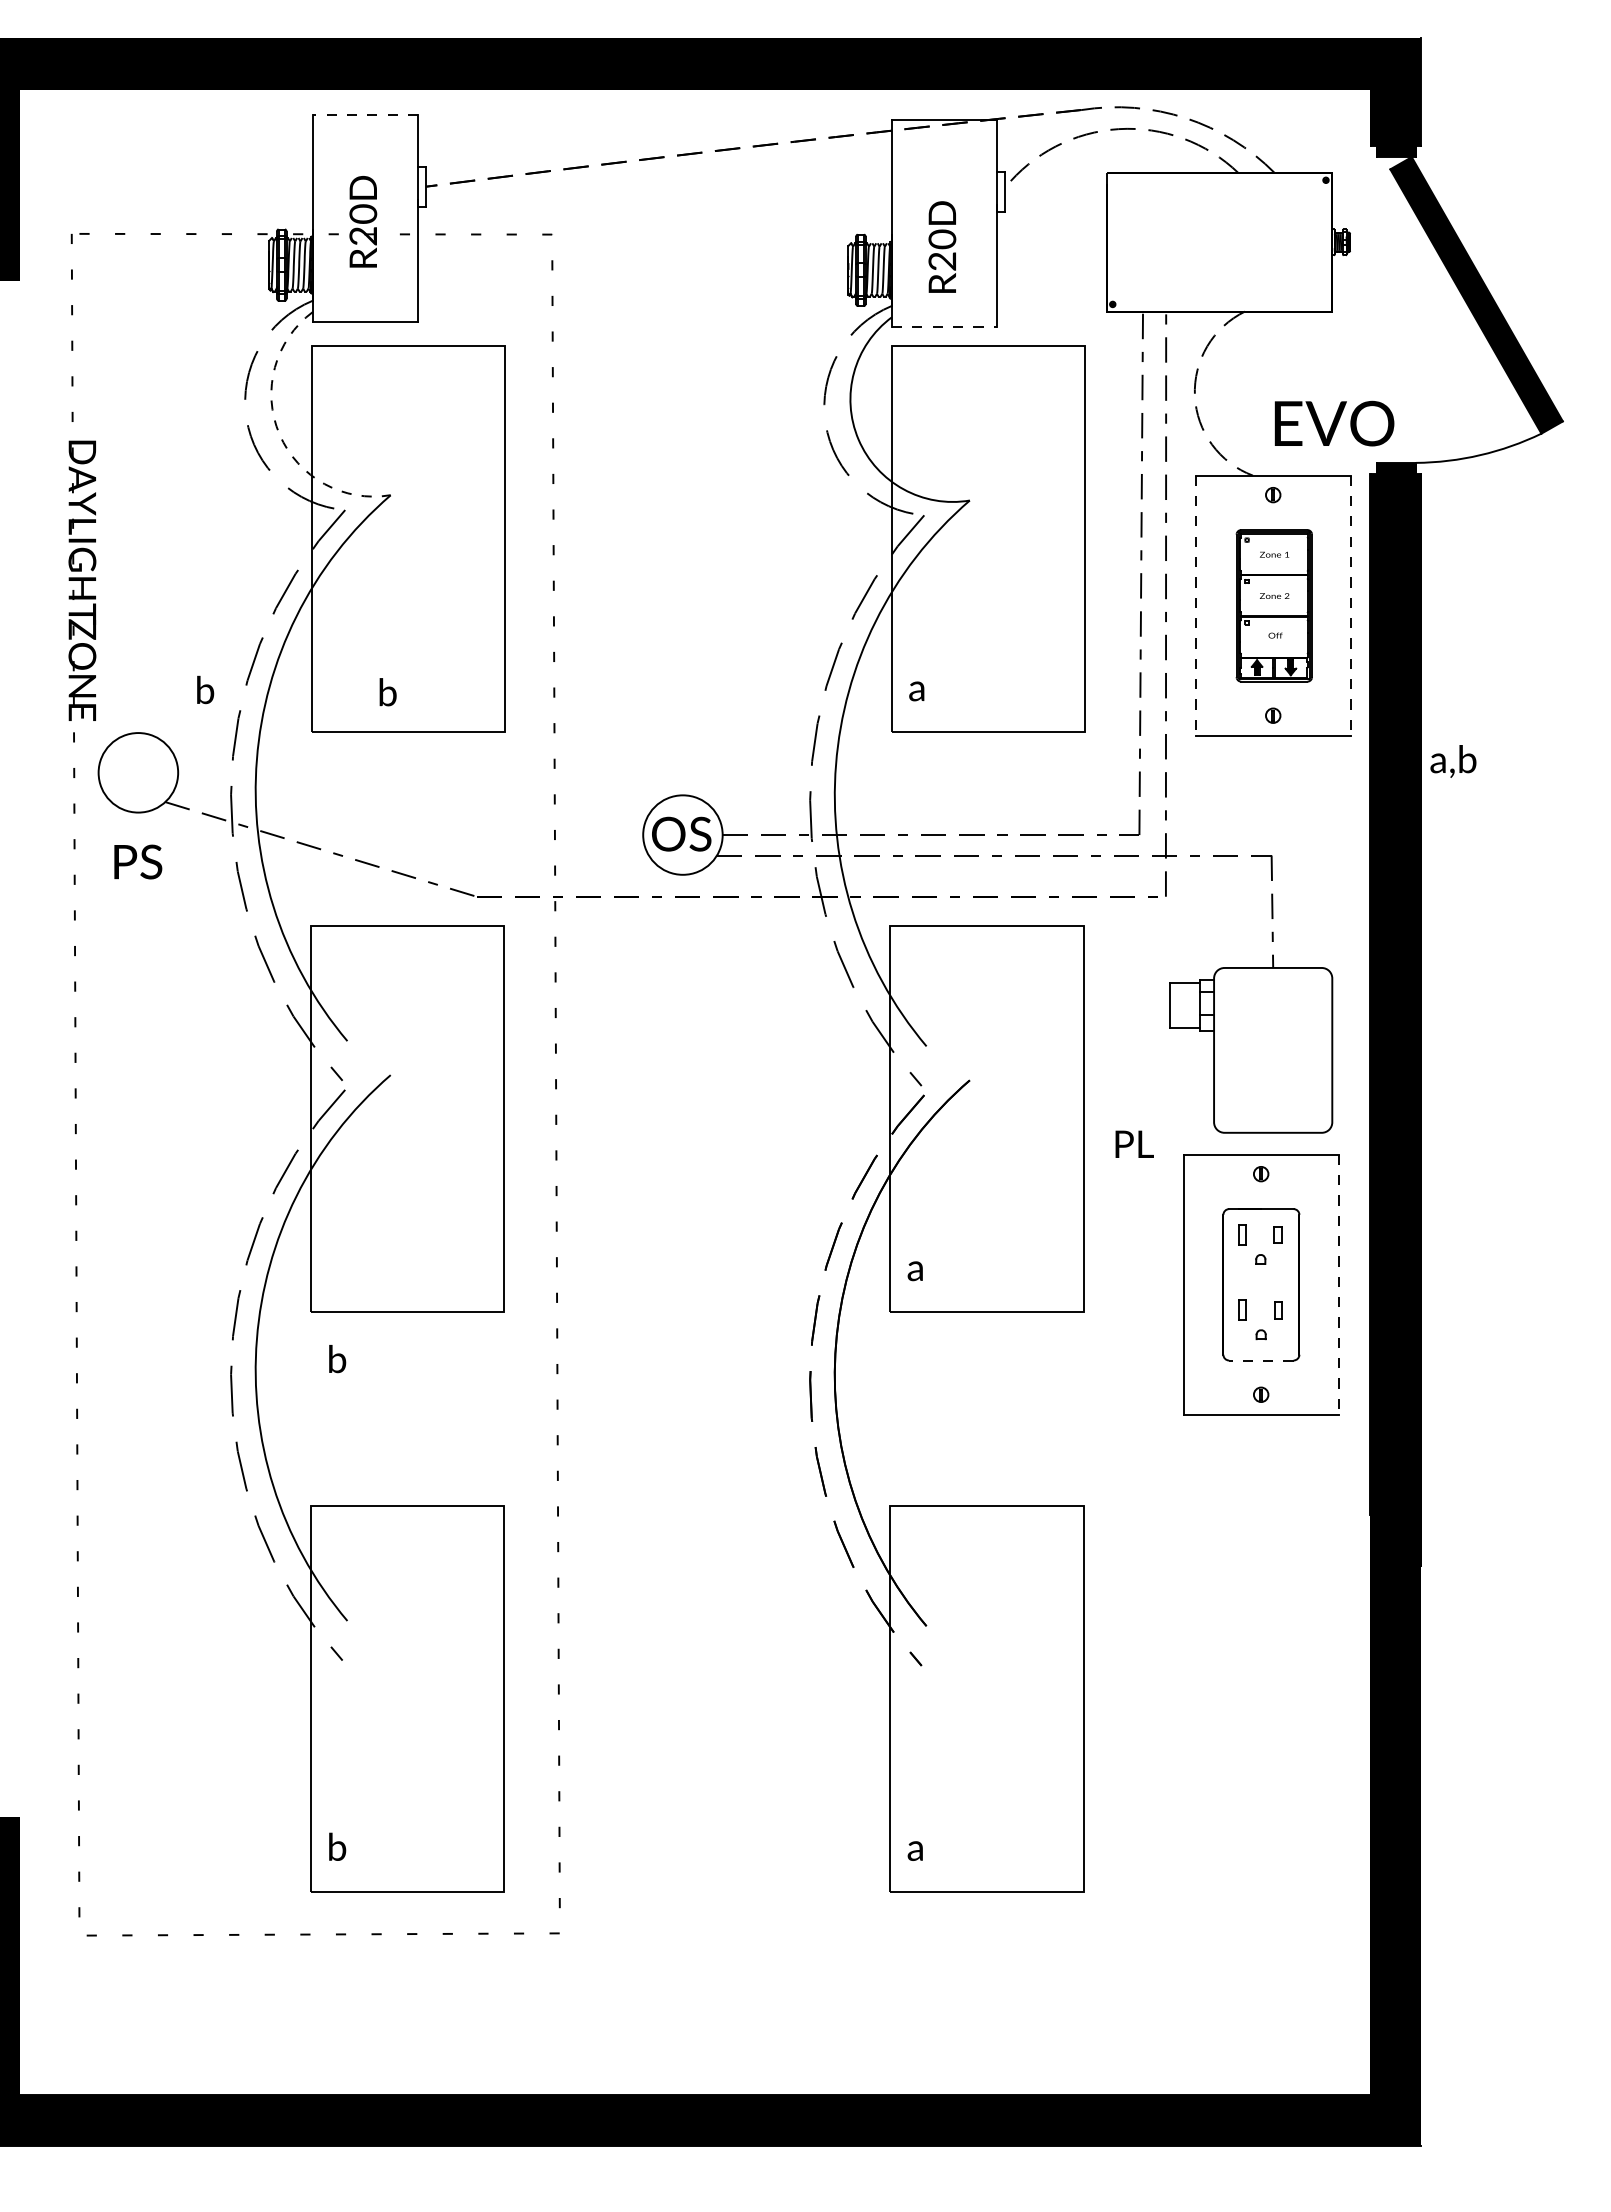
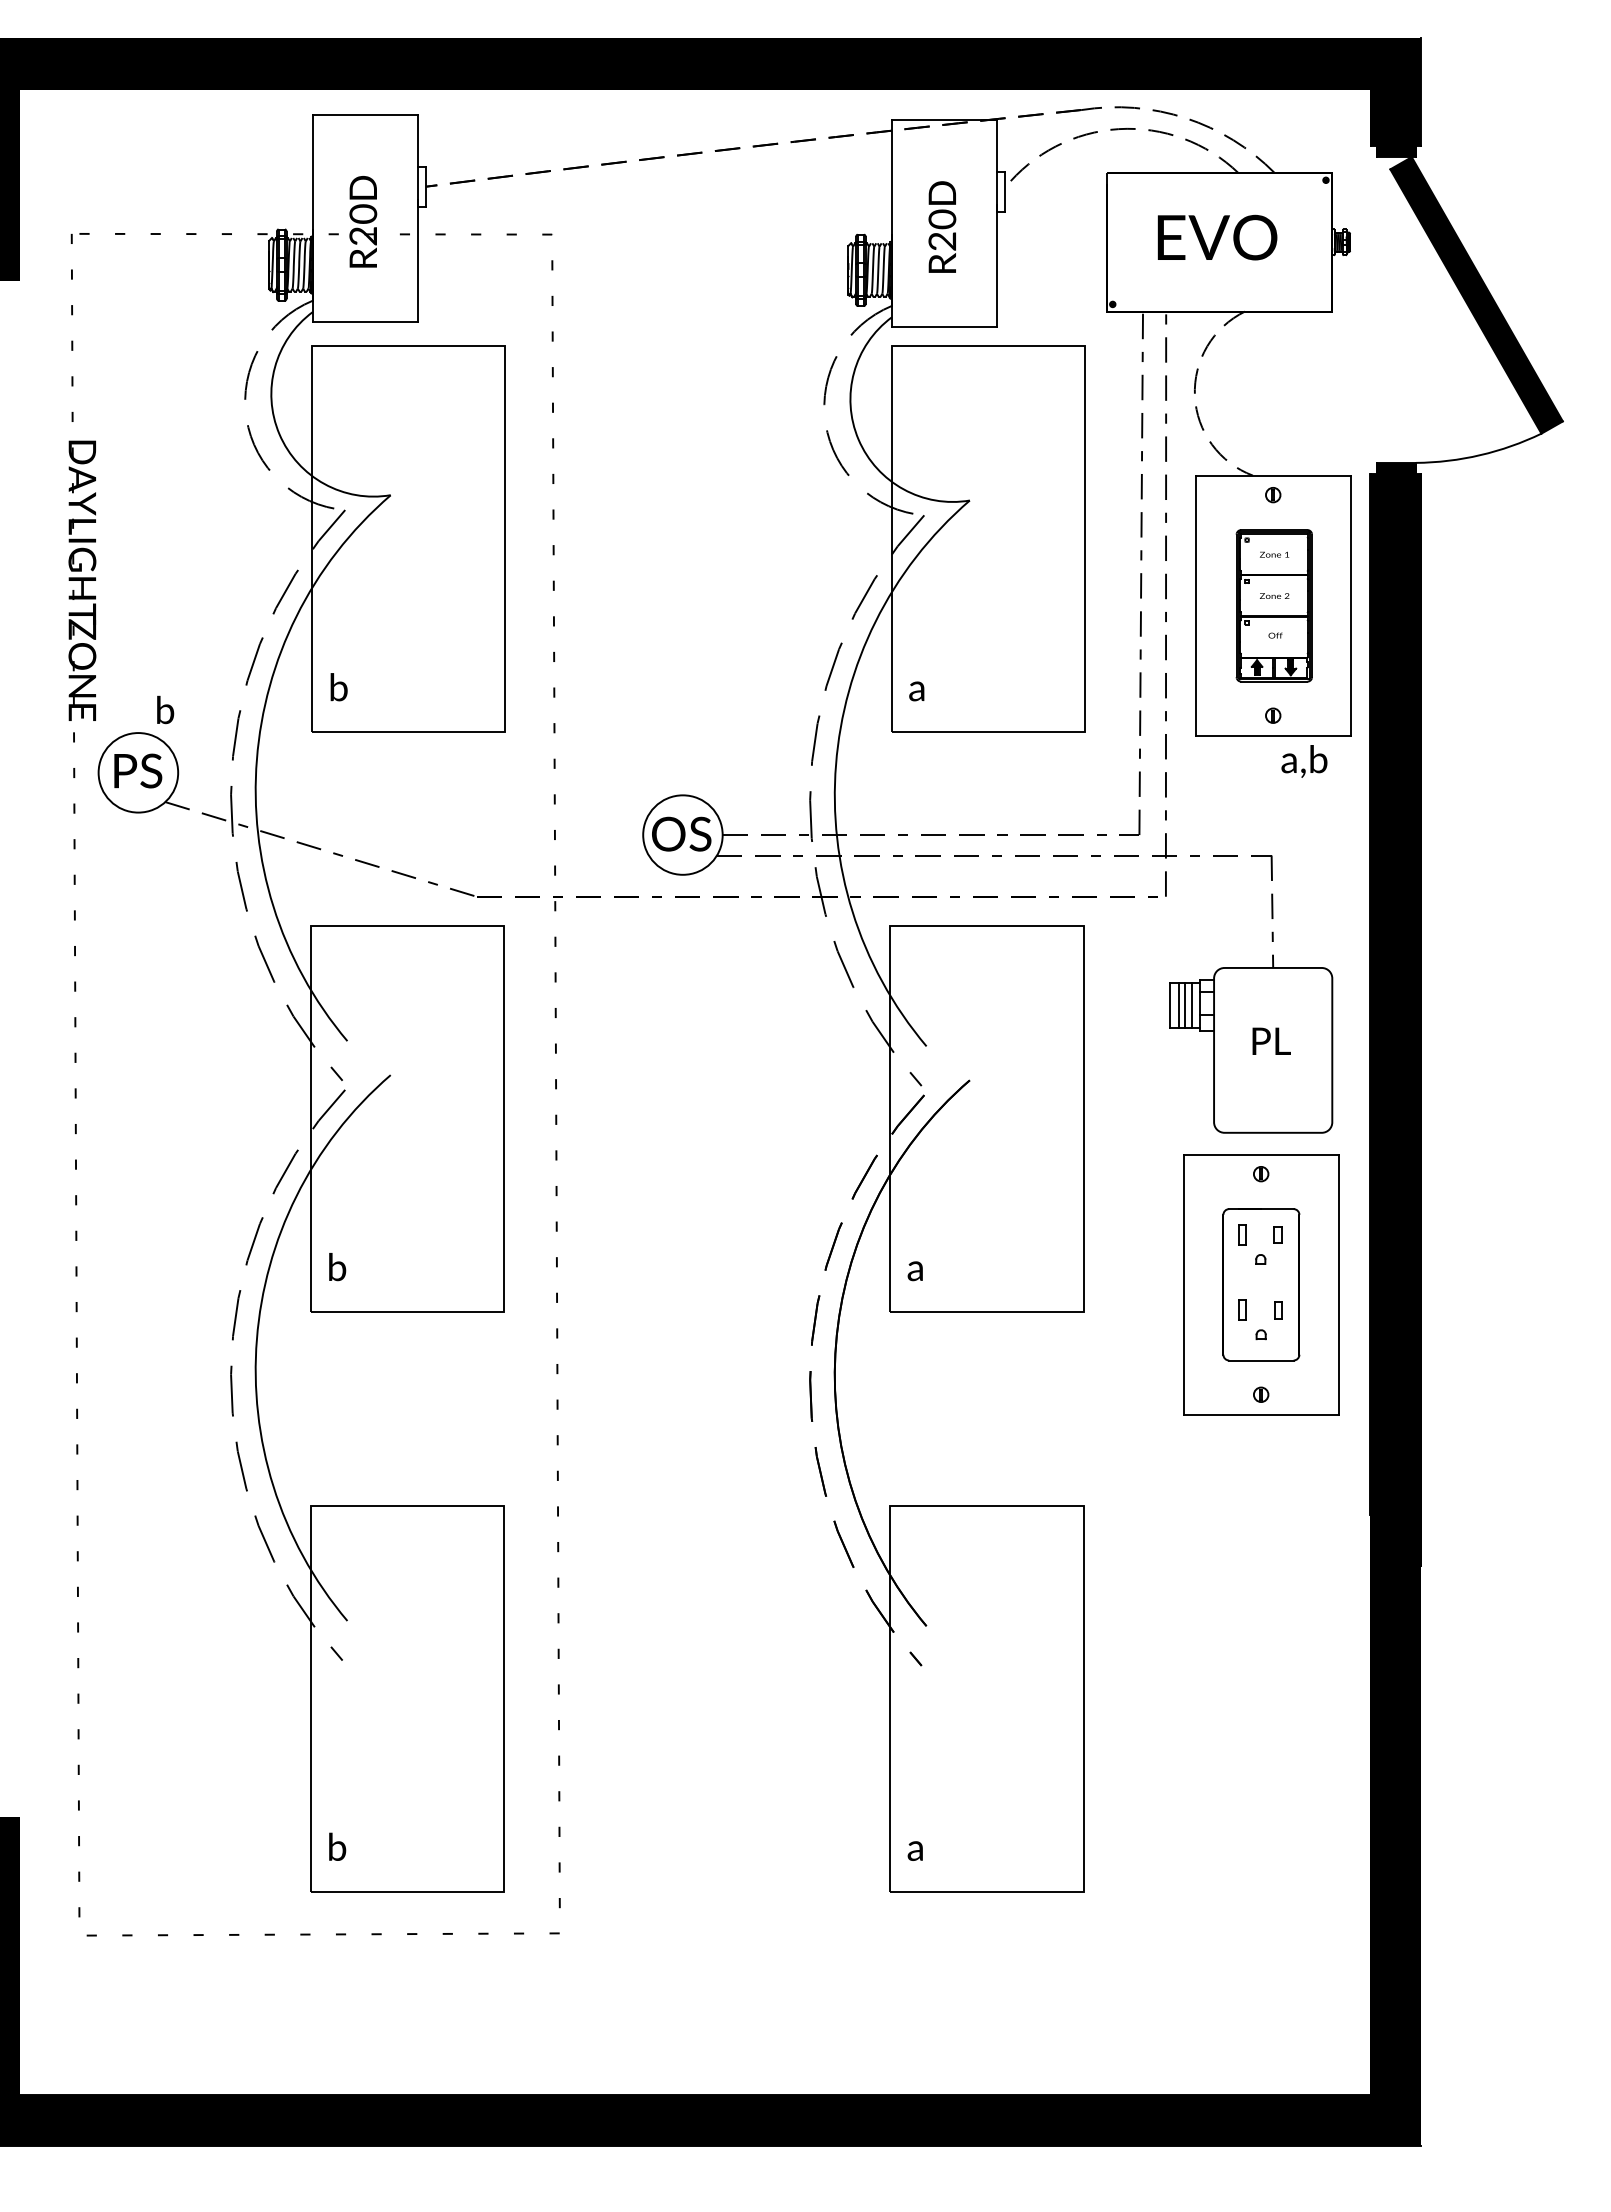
line: dashed -> solid (365, 115)
text position: (942, 246) -> (942, 226) (942, 226)
line: dashed -> solid (944, 327)
text position: (1334, 423) -> (1217, 237) (1217, 237)
arc: dashed -> solid (279, 434)
line: dashed -> solid (1195, 606)
line: dashed -> solid (1350, 606)
text position: (205, 689) -> (165, 709) (165, 709)
text position: (387, 692) -> (338, 687) (338, 687)
text position: (1453, 761) -> (1304, 761) (1304, 761)
text position: (138, 861) -> (138, 770) (138, 770)
line: none -> present (1178, 1005)
line: none -> present (1185, 1005)
line: none -> present (1191, 1005)
text position: (1134, 1143) -> (1271, 1040) (1271, 1040)
line: dashed -> solid (1338, 1285)
text position: (337, 1359) -> (337, 1267) (337, 1267)
line: dashed -> solid (1260, 1360)
